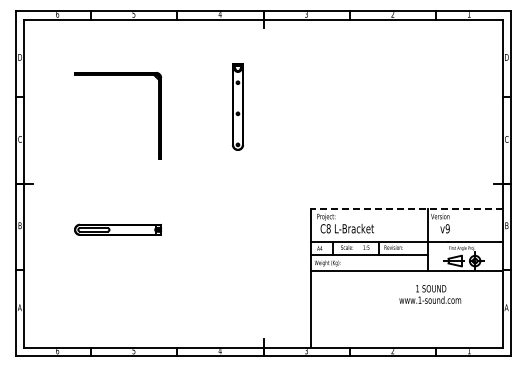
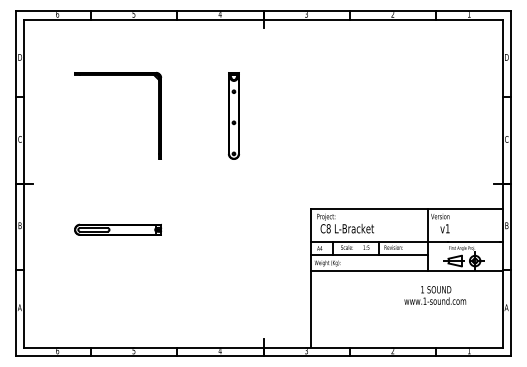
part position: (237, 106) -> (233, 115) (233, 115)
line: dashed -> solid (406, 209)
text: v9 -> v1 (447, 228)
text position: (430, 294) -> (435, 295) (435, 295)
